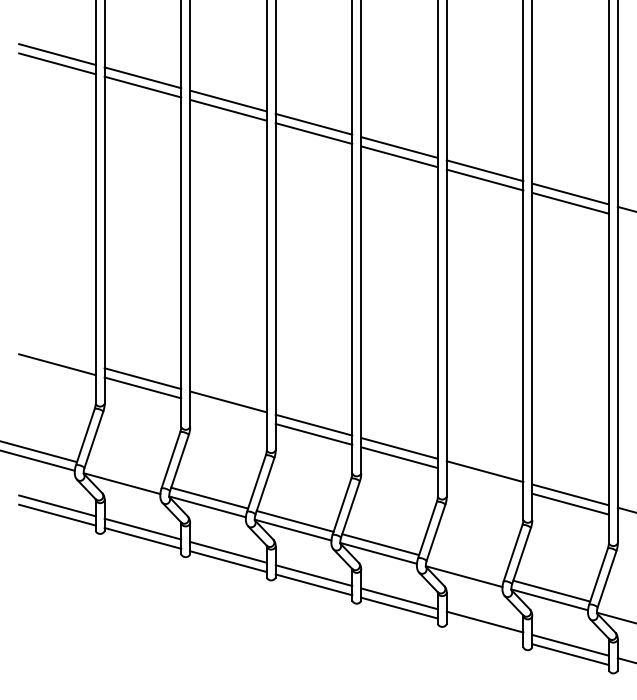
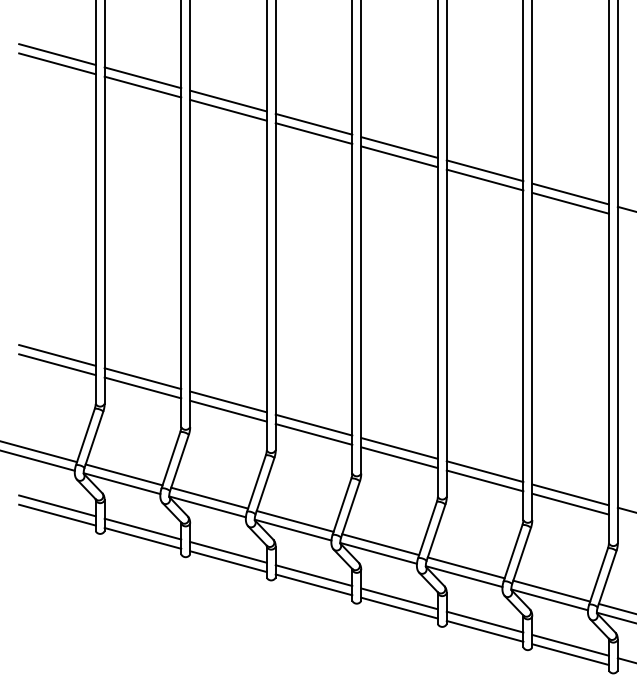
line: none -> present (57, 355)
line: none -> present (228, 410)
line: none -> present (123, 474)
line: none -> present (484, 480)
line: none -> present (465, 567)
line: none -> present (615, 608)
line: none -> present (484, 630)
